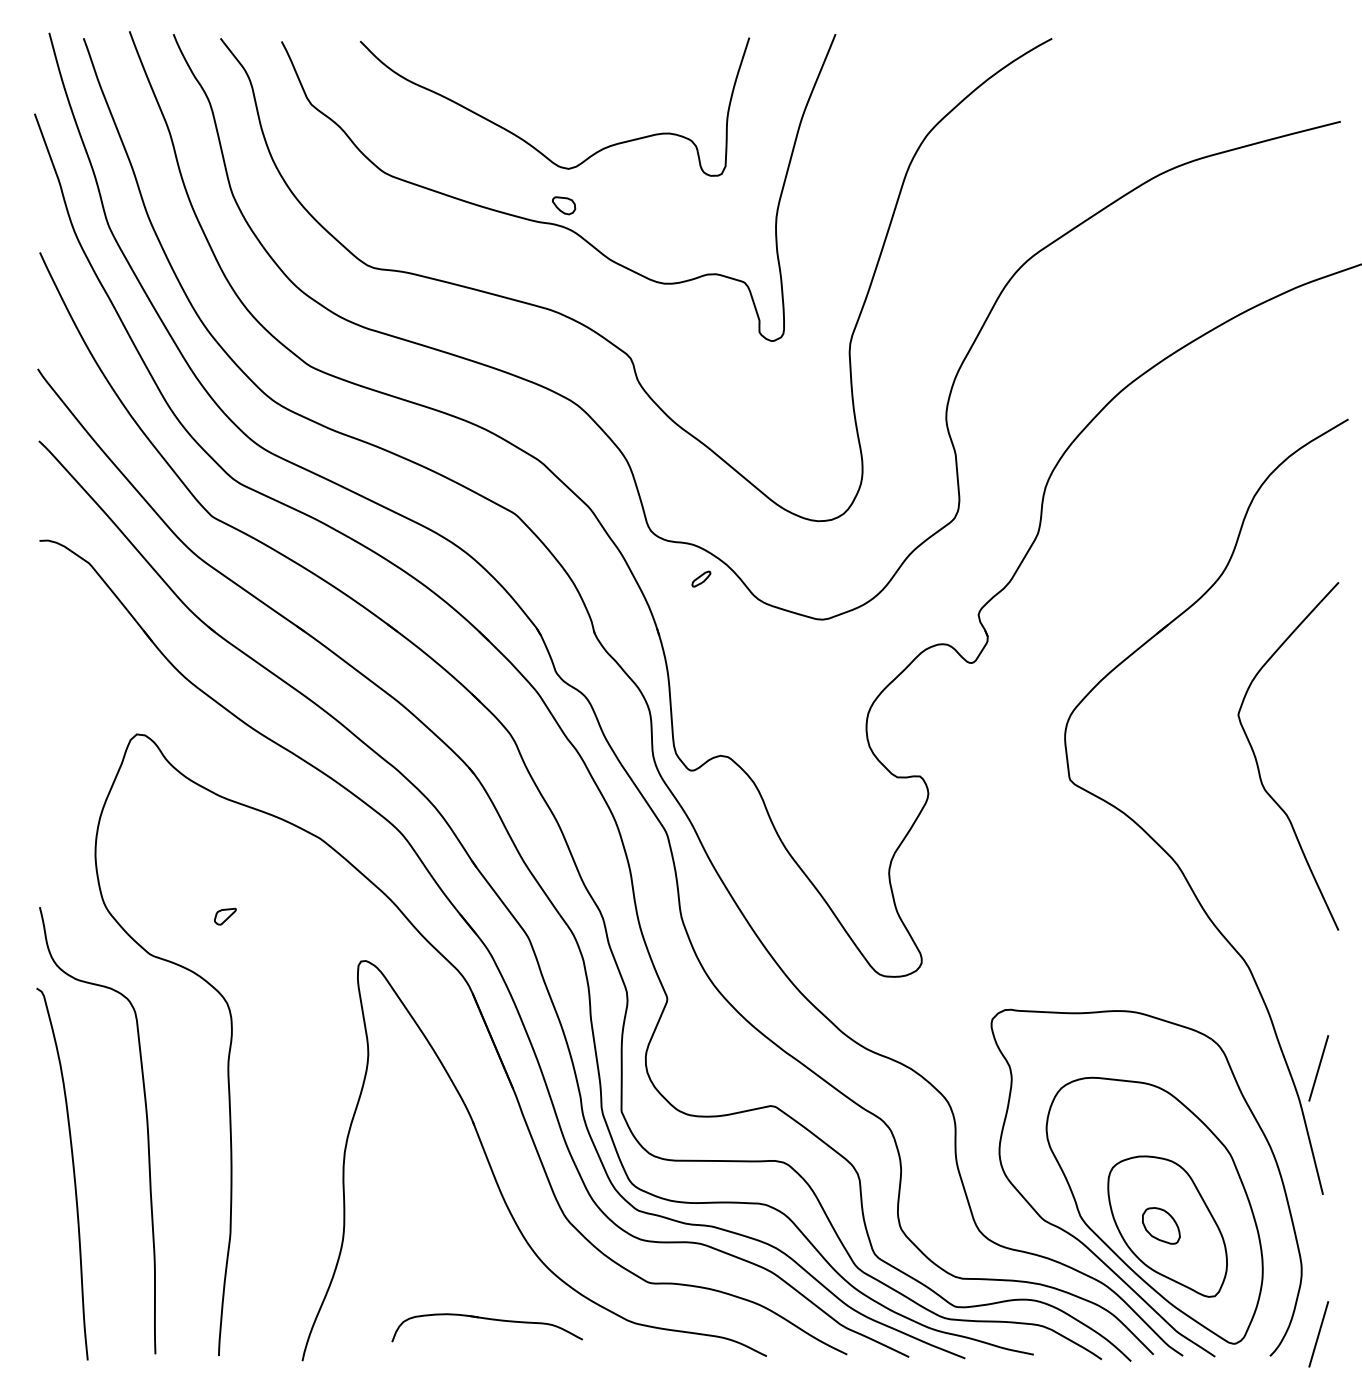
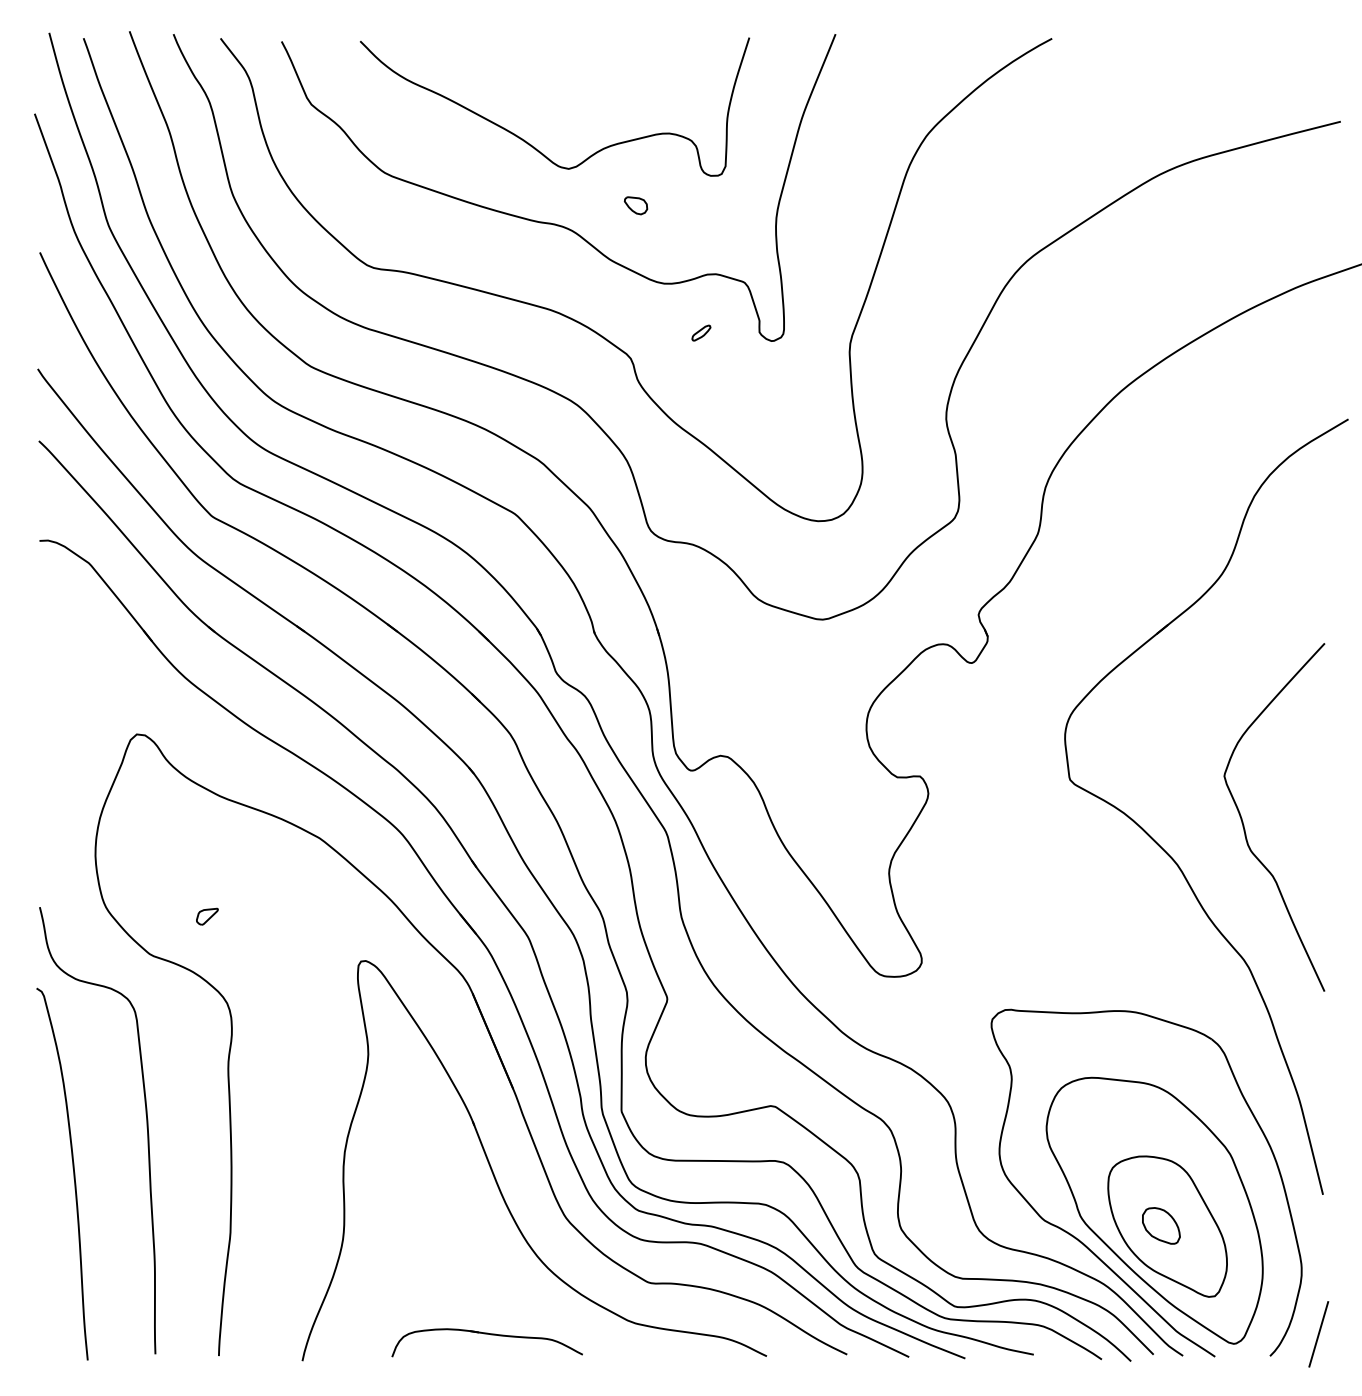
part position: (563, 205) -> (635, 205) (635, 205)
part position: (701, 578) -> (701, 332) (701, 332)
curve position: (1258, 764) -> (1244, 825) (1244, 825)
part position: (225, 916) -> (207, 916) (207, 916)
line: present -> none (1318, 1068)
part position: (486, 1319) -> (486, 1334) (486, 1334)
